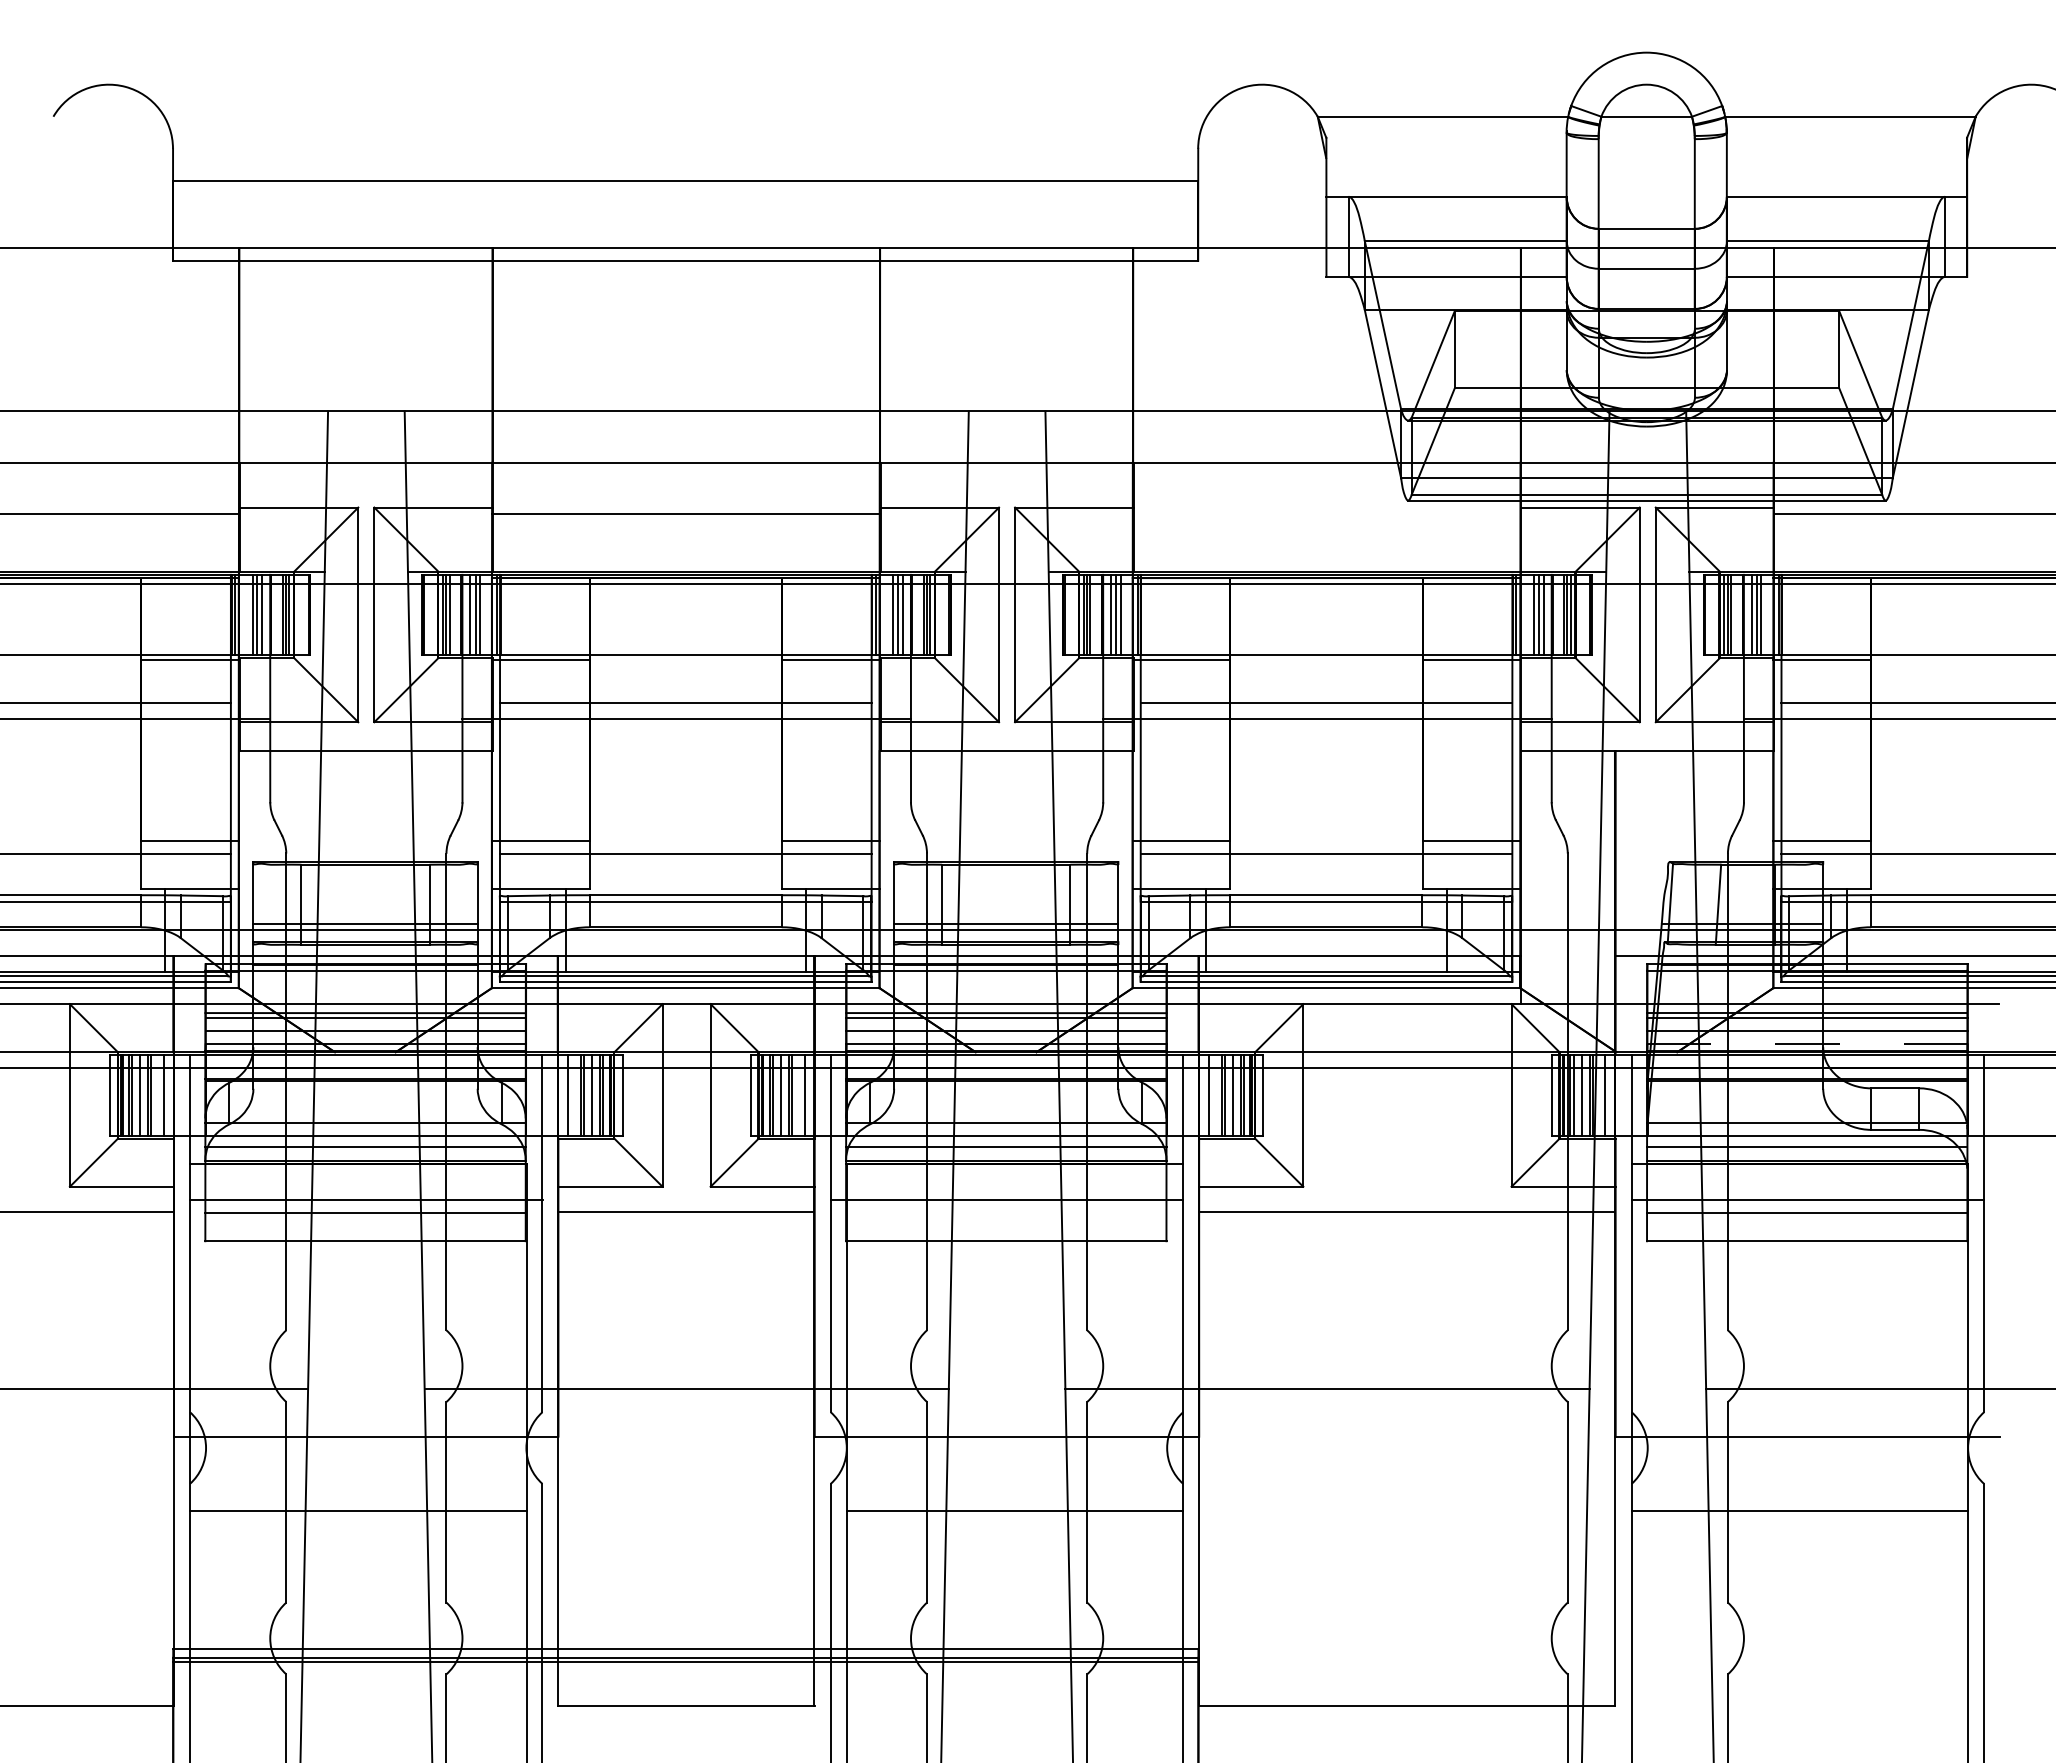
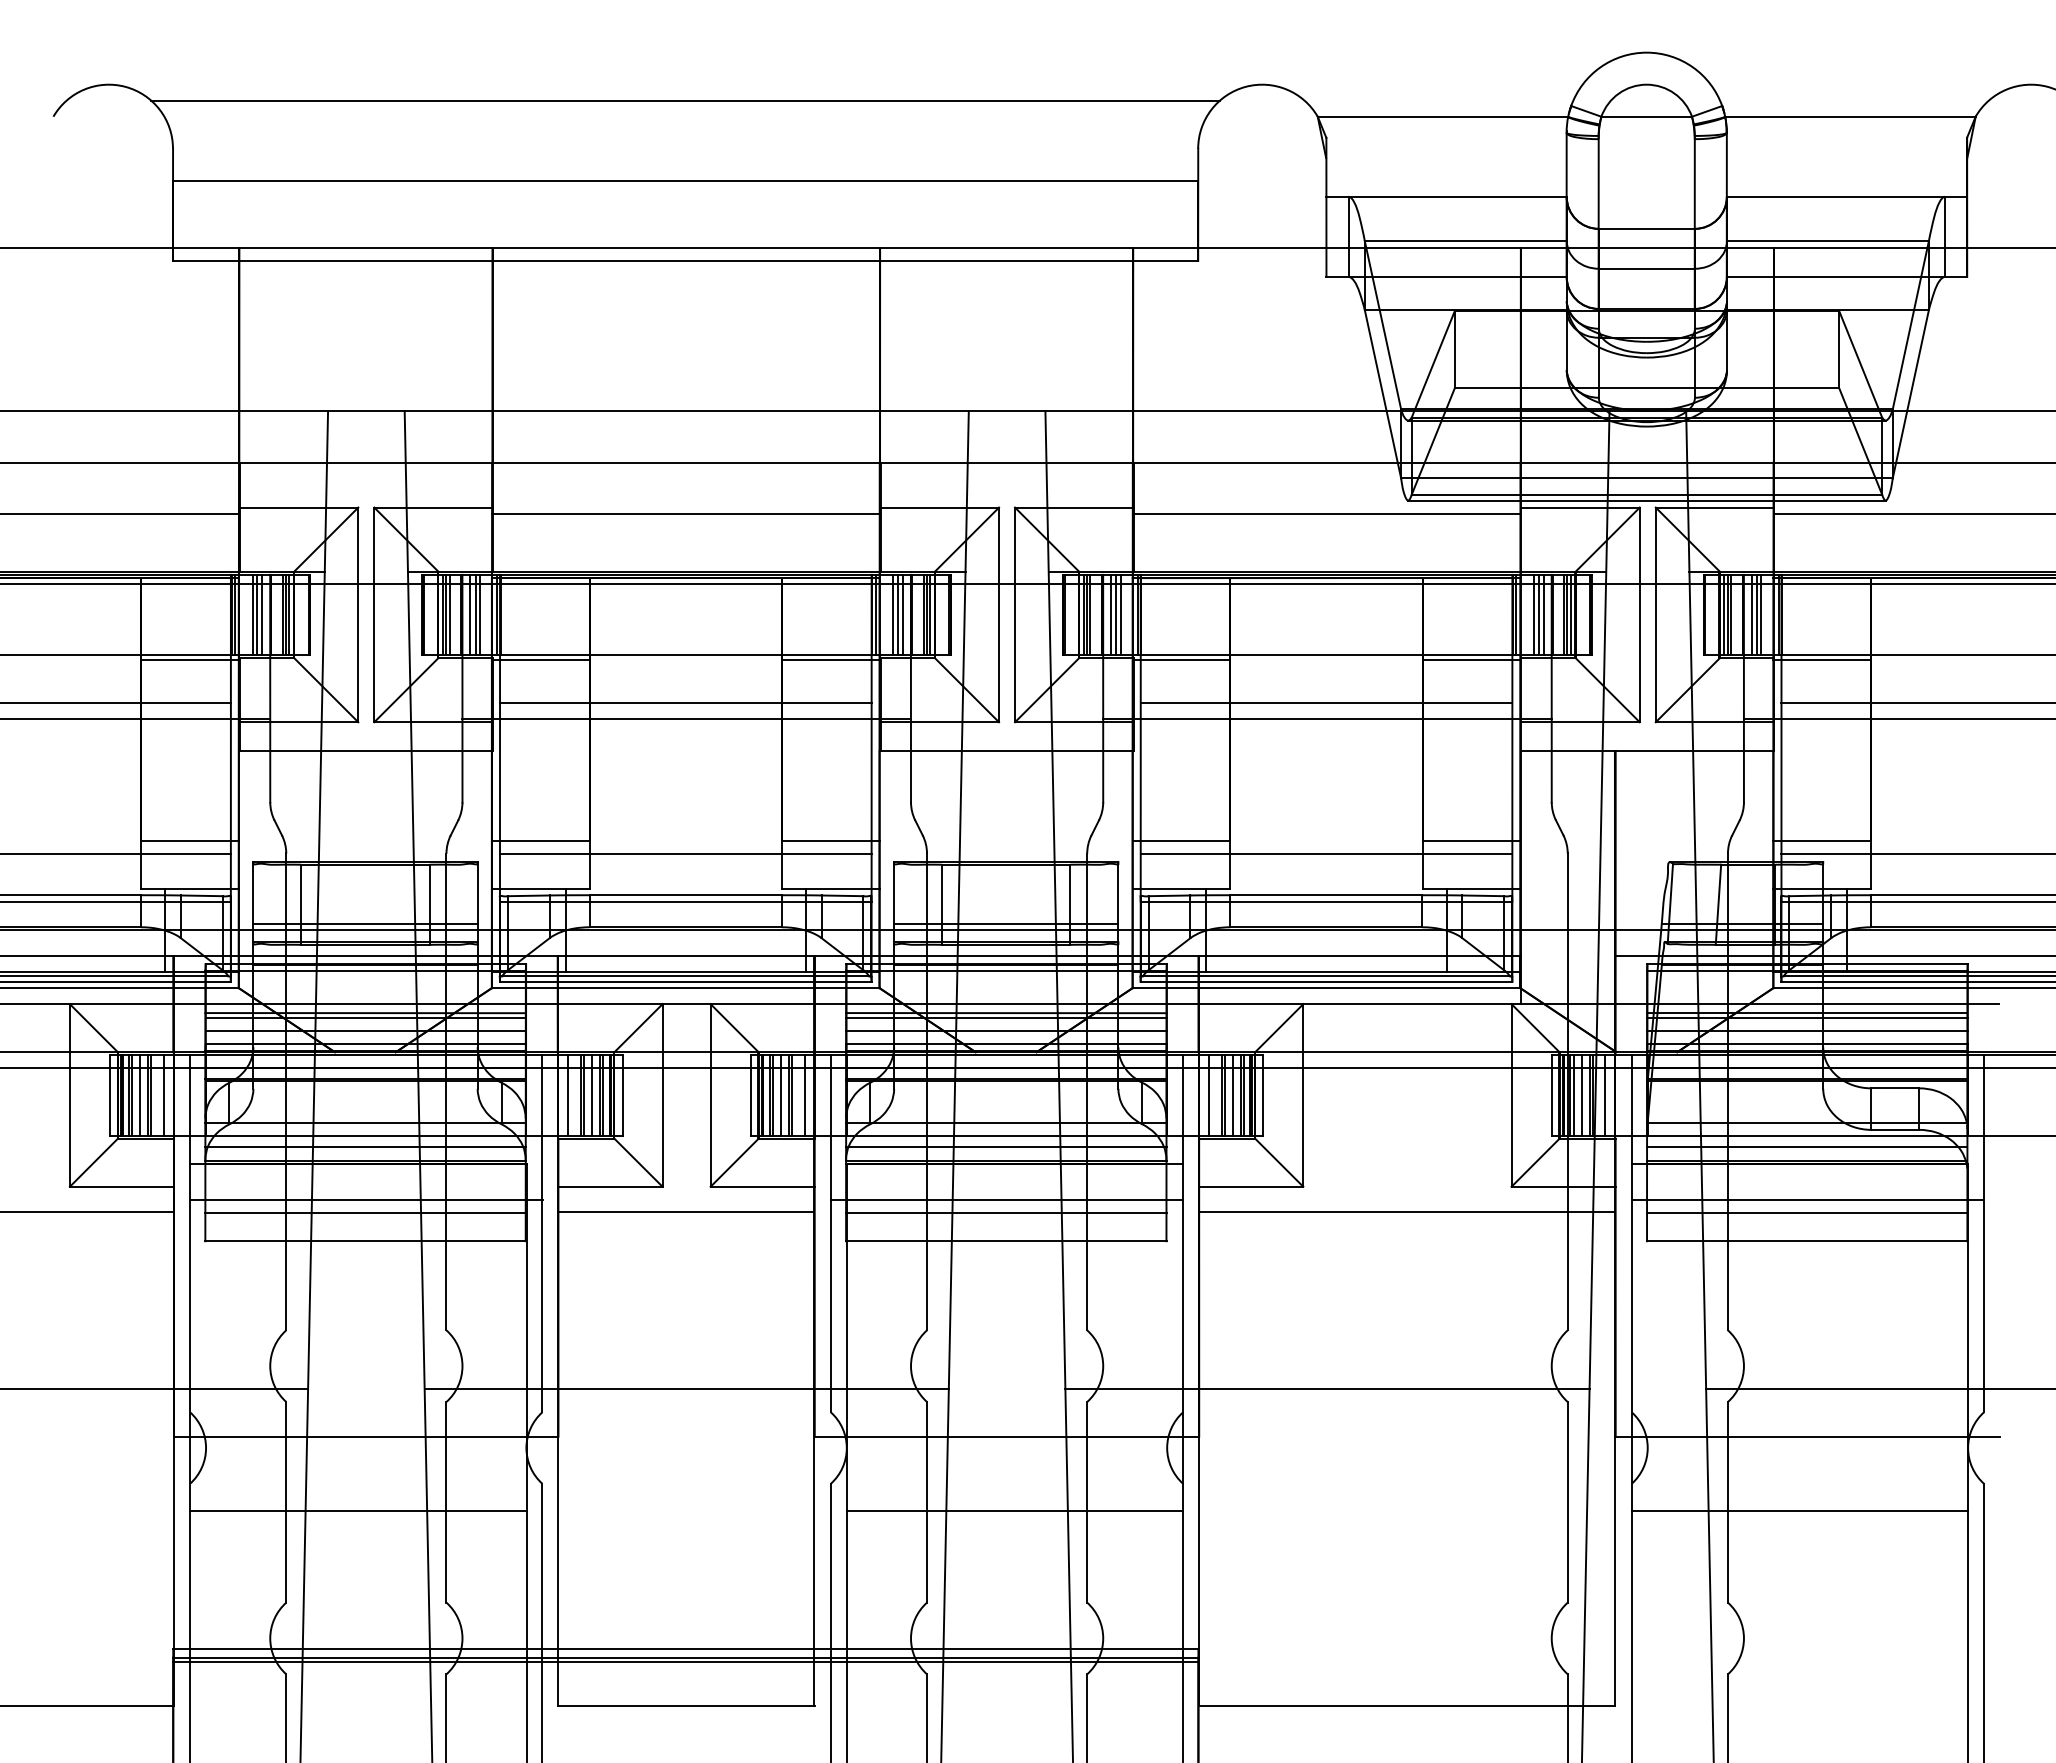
line: none -> present (685, 100)
line: none -> present (1326, 513)
line: dashed -> solid (1808, 1044)
line: none -> present (1006, 1212)
